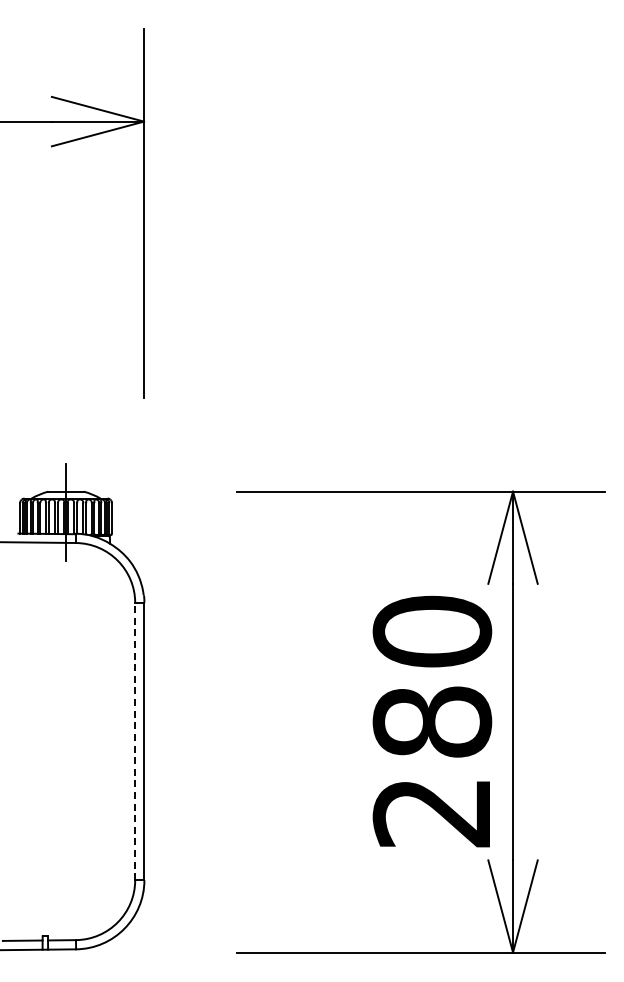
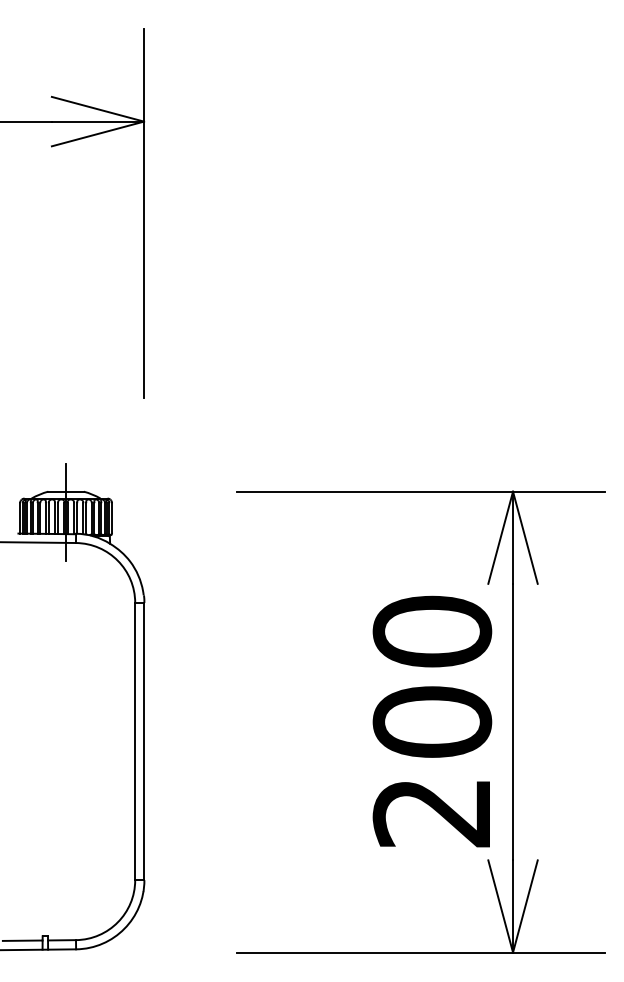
text: 280 -> 200 (432, 721)
line: dashed -> solid (135, 741)
